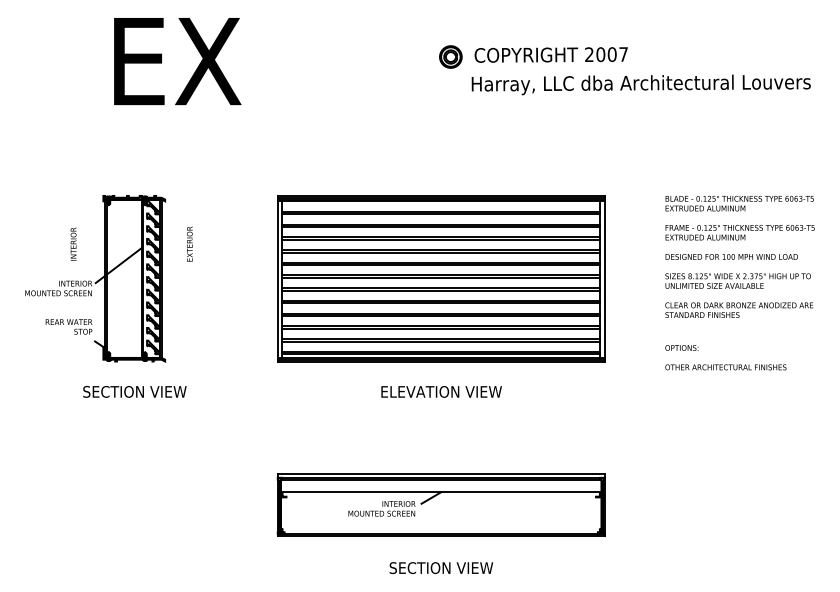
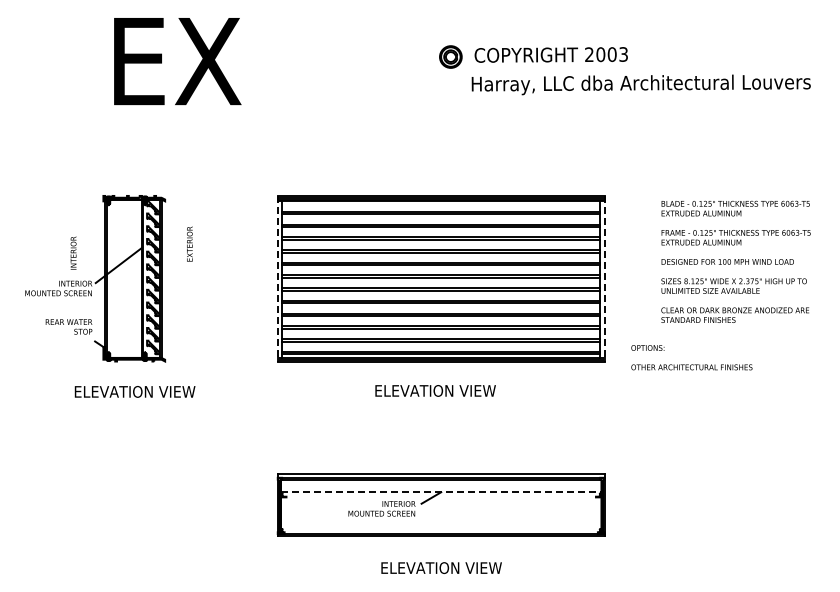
text: 2007 -> 2003 (623, 54)
text position: (73, 243) -> (73, 252) (73, 252)
text position: (739, 256) -> (735, 261) (735, 261)
line: solid -> dashed (277, 278)
line: solid -> dashed (604, 278)
text position: (725, 357) -> (691, 357) (691, 357)
text: SECTION VIEW -> ELEVATION VIEW (134, 391)
text position: (441, 391) -> (435, 390) (435, 390)
line: solid -> dashed (441, 492)
text: SECTION VIEW -> ELEVATION VIEW (441, 568)
